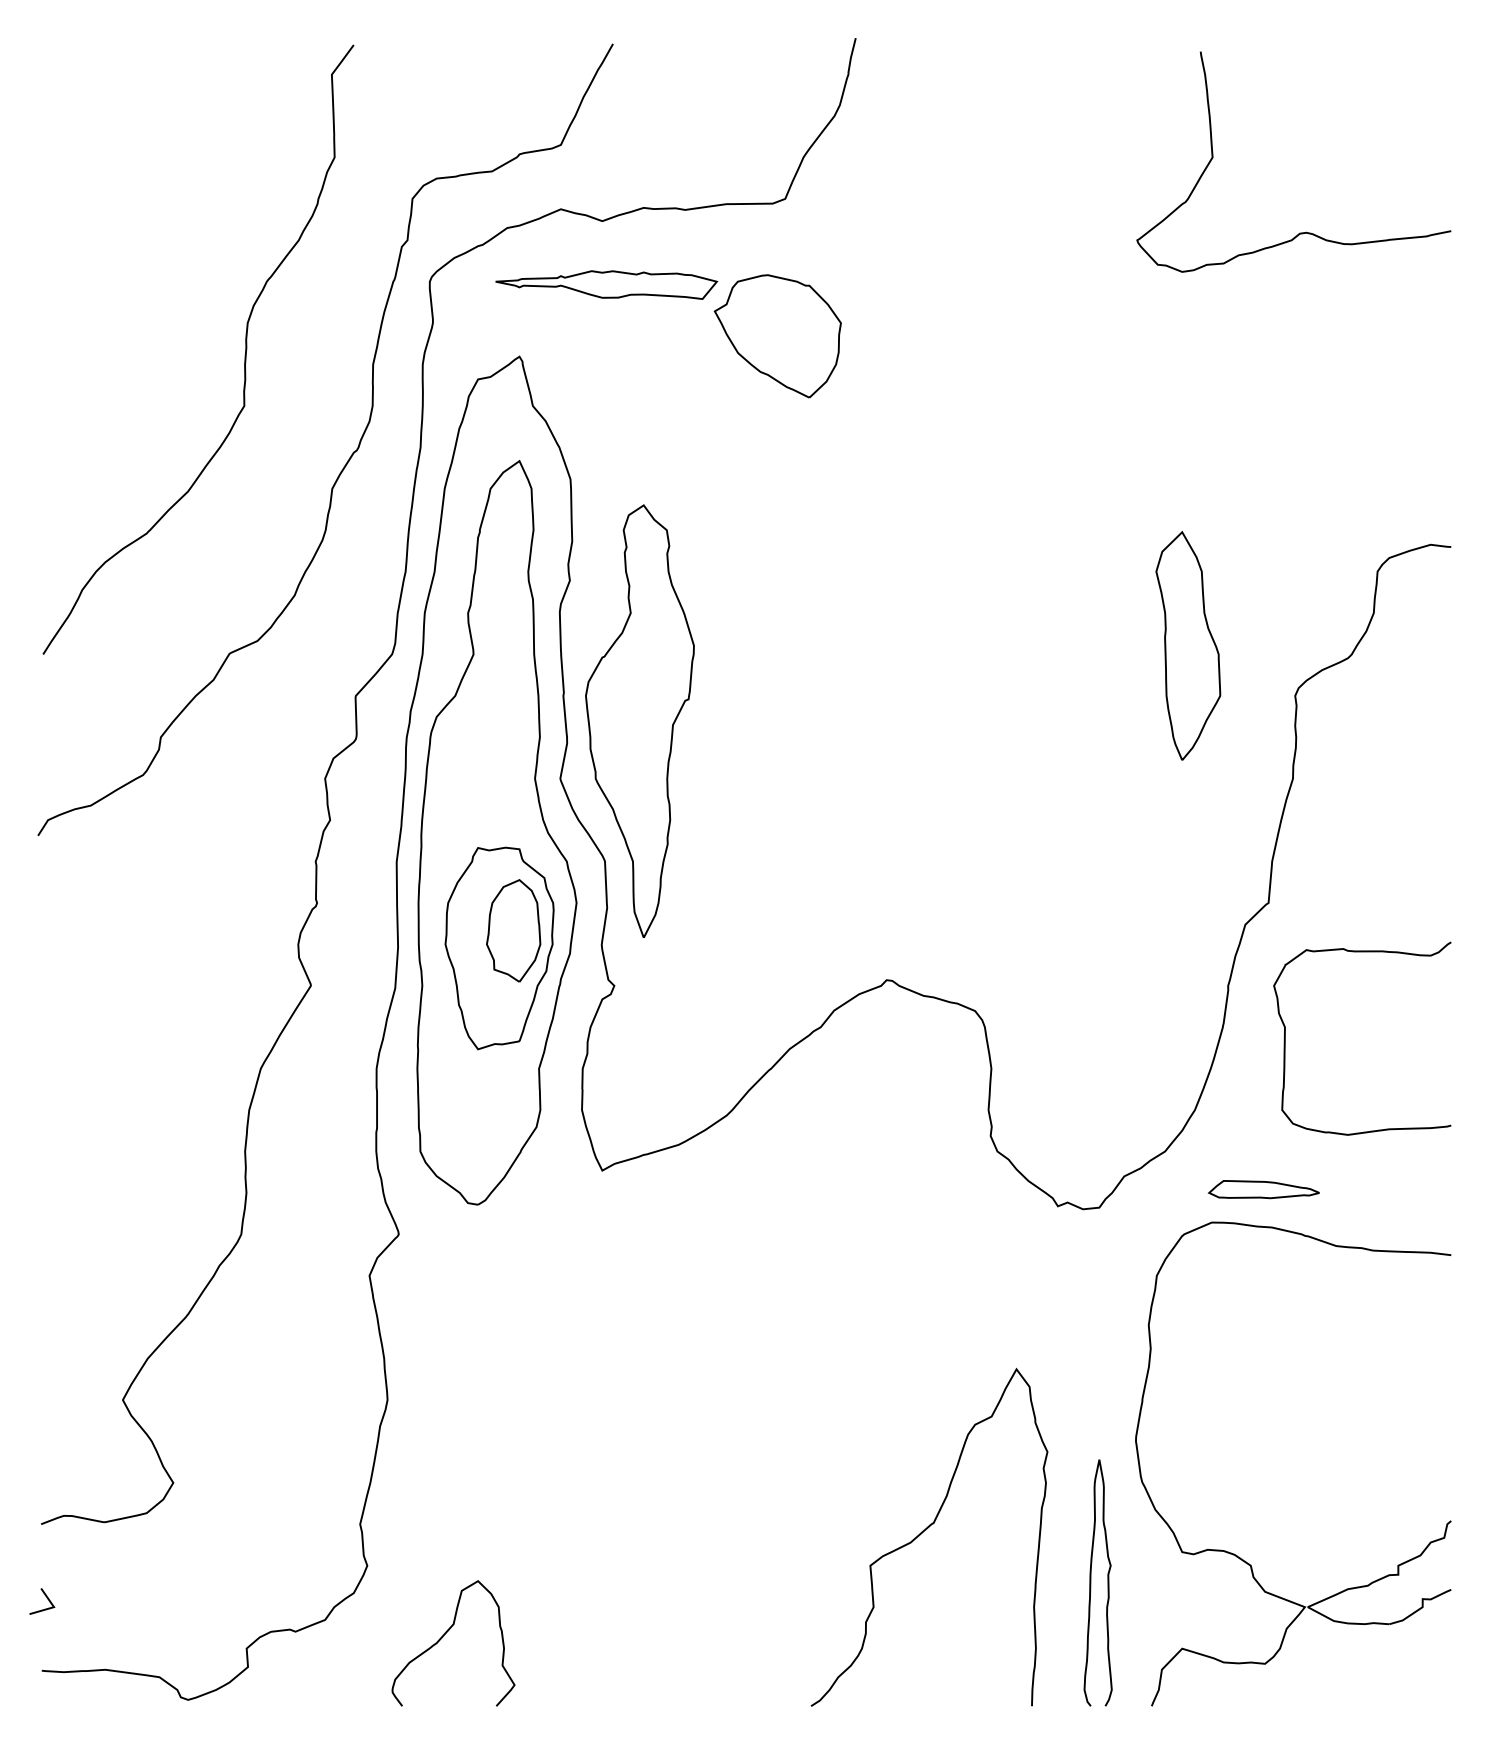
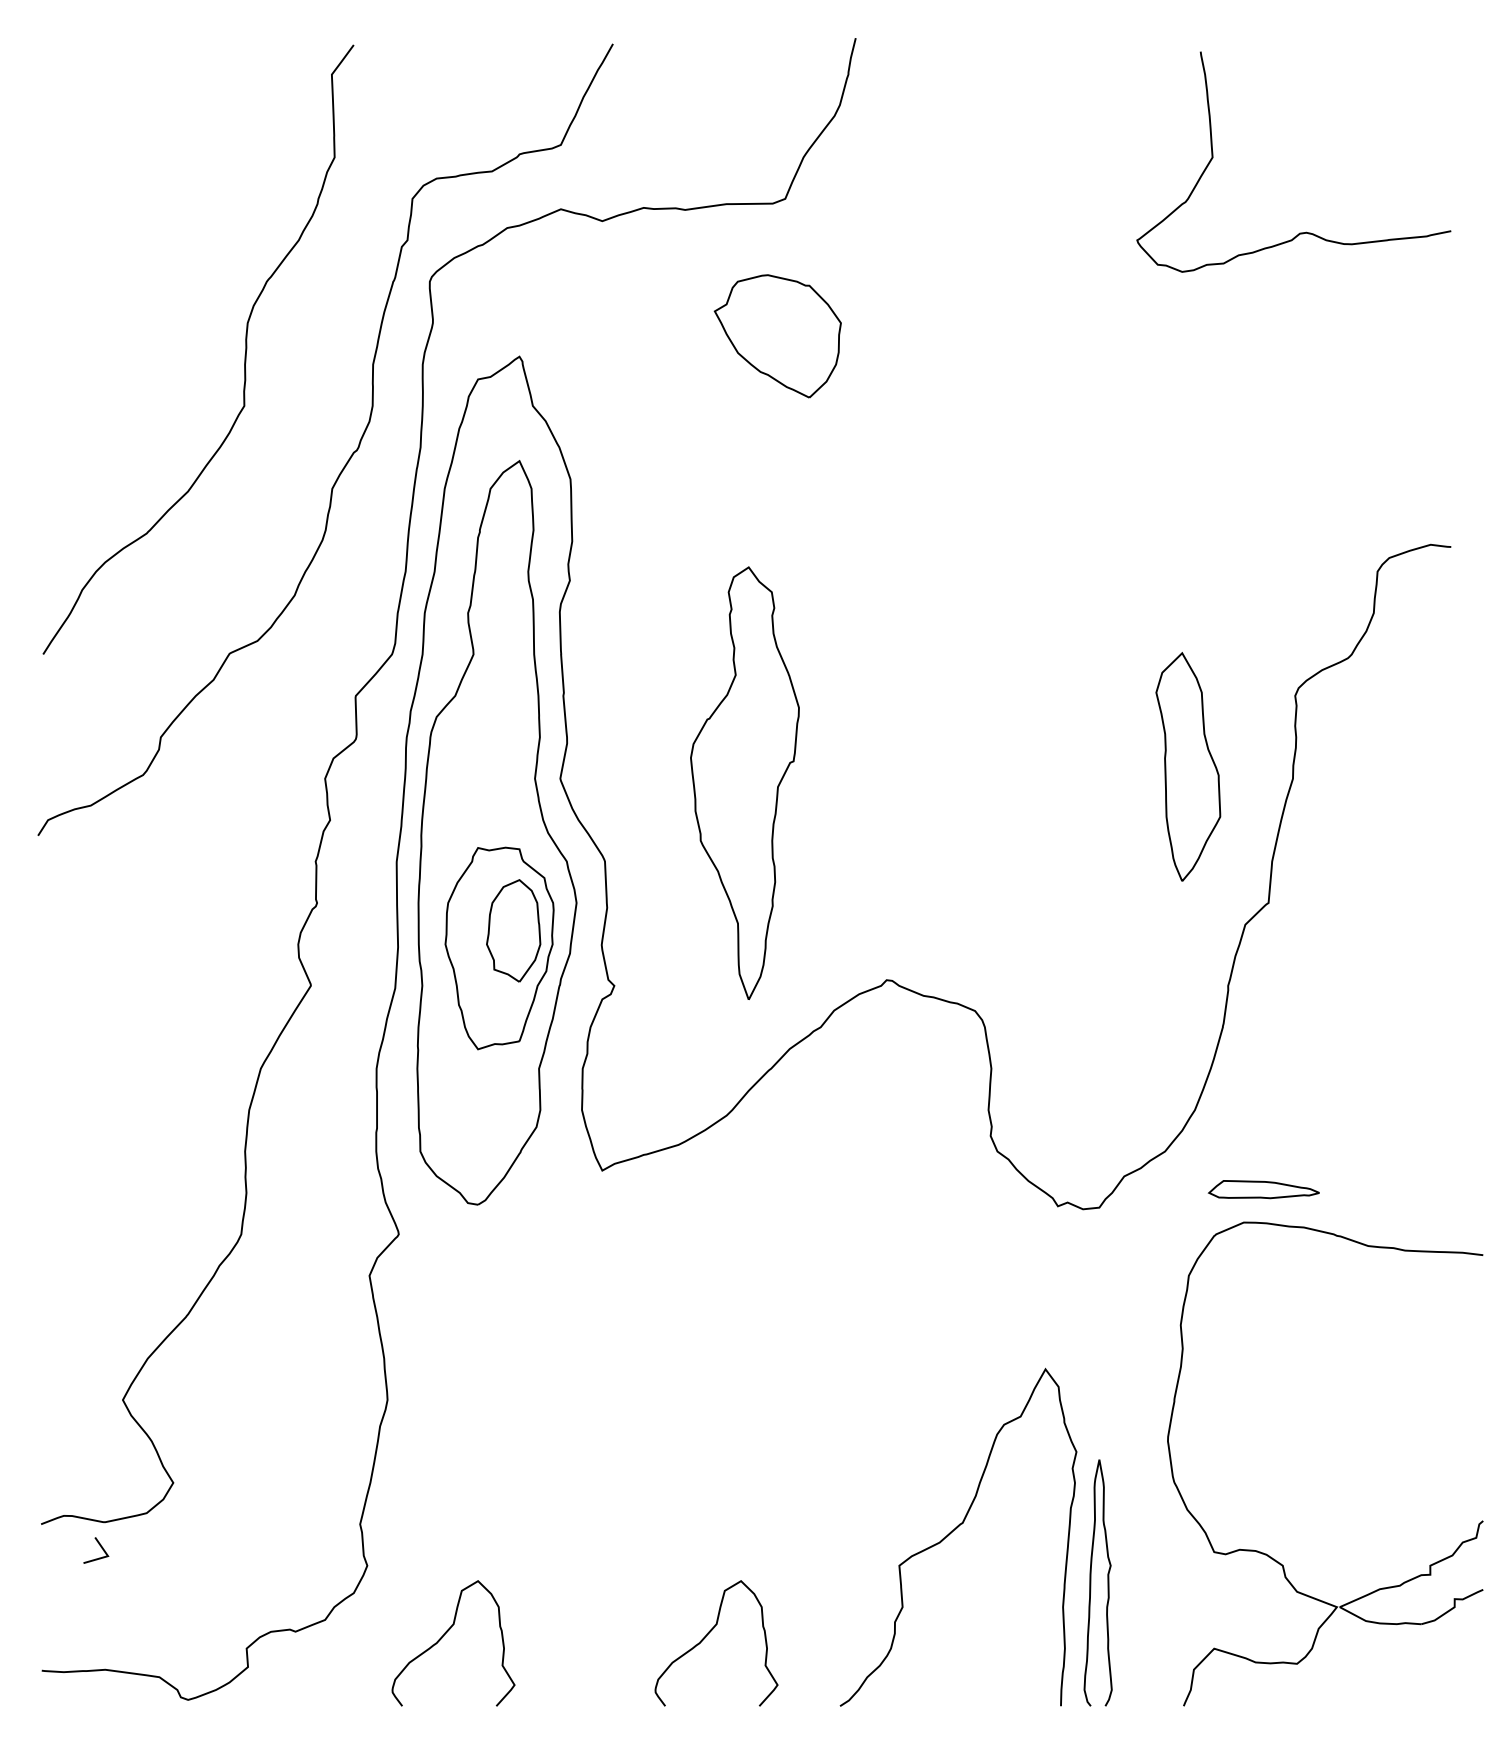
part: present -> none (606, 284)
part position: (1188, 645) -> (1188, 766) (1188, 766)
part position: (639, 720) -> (744, 782) (744, 782)
curve: present -> none (1285, 1038)
curve position: (924, 1531) -> (953, 1531) (953, 1531)
part position: (1236, 1554) -> (1268, 1554) (1268, 1554)
line position: (46, 1598) -> (100, 1547) (100, 1547)
curve: none -> present (706, 1637)
